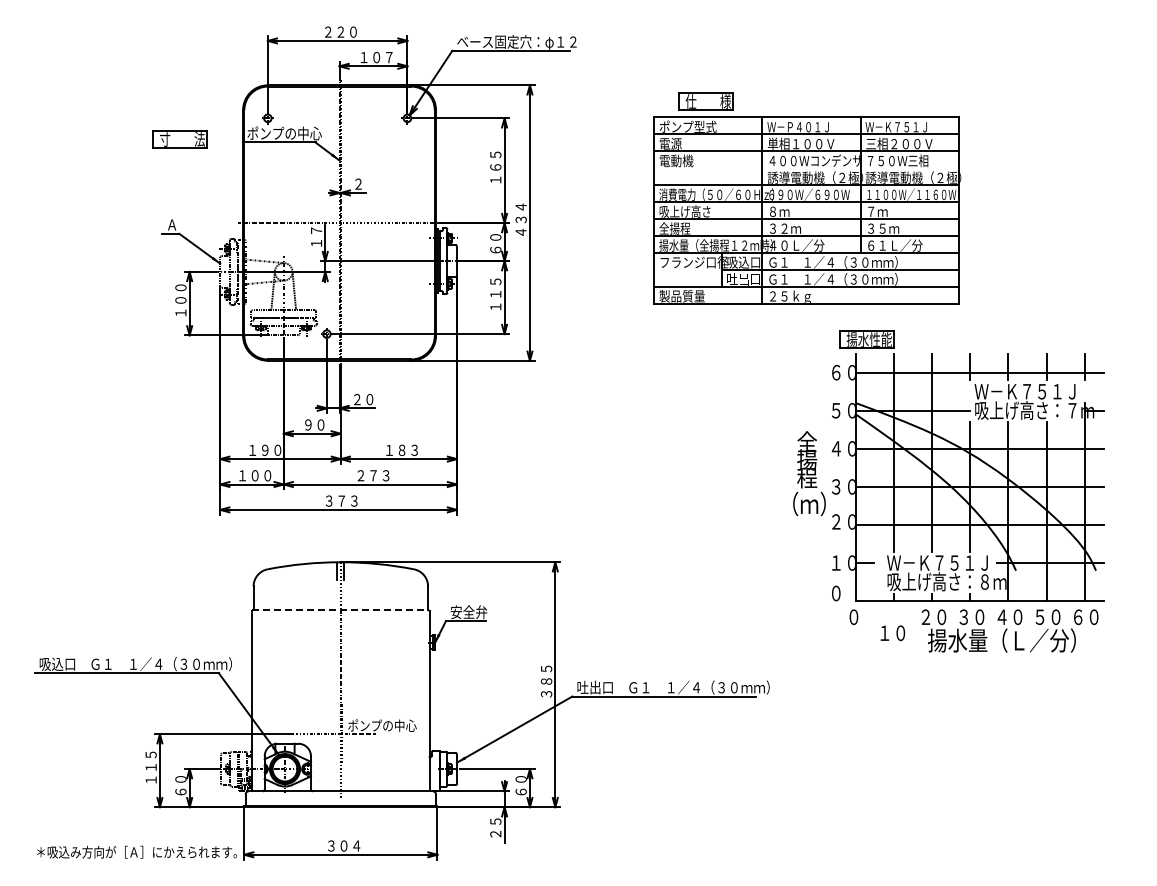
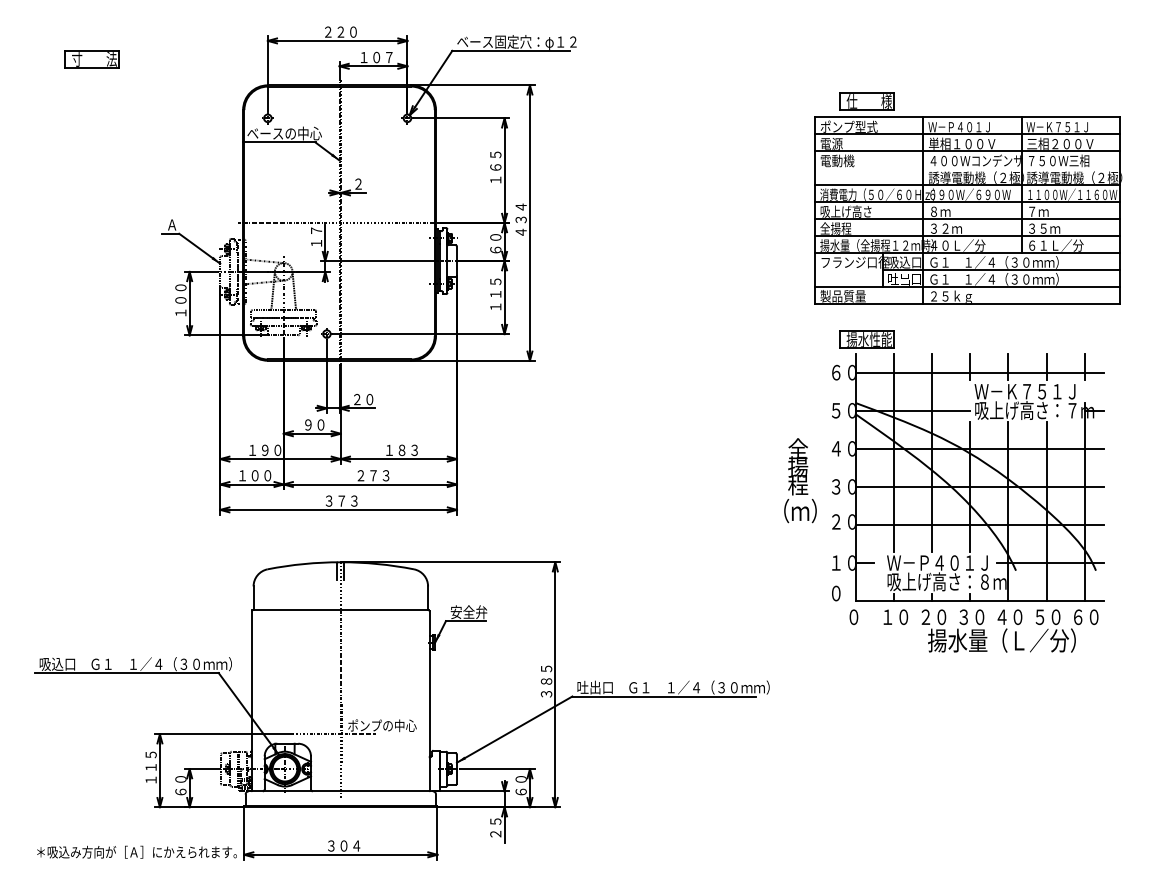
text: ポンプの中心 -> ベースの中心 (265, 132)
part position: (179, 139) -> (91, 59) (91, 59)
part position: (807, 198) -> (968, 198) (968, 198)
text position: (809, 473) -> (800, 480) (800, 480)
text: Ｗ－Ｋ７５１Ｊ -> Ｗ－Ｐ４０１Ｊ (939, 562)
line: dashed -> solid (340, 610)
text position: (892, 632) -> (895, 616) (895, 616)
